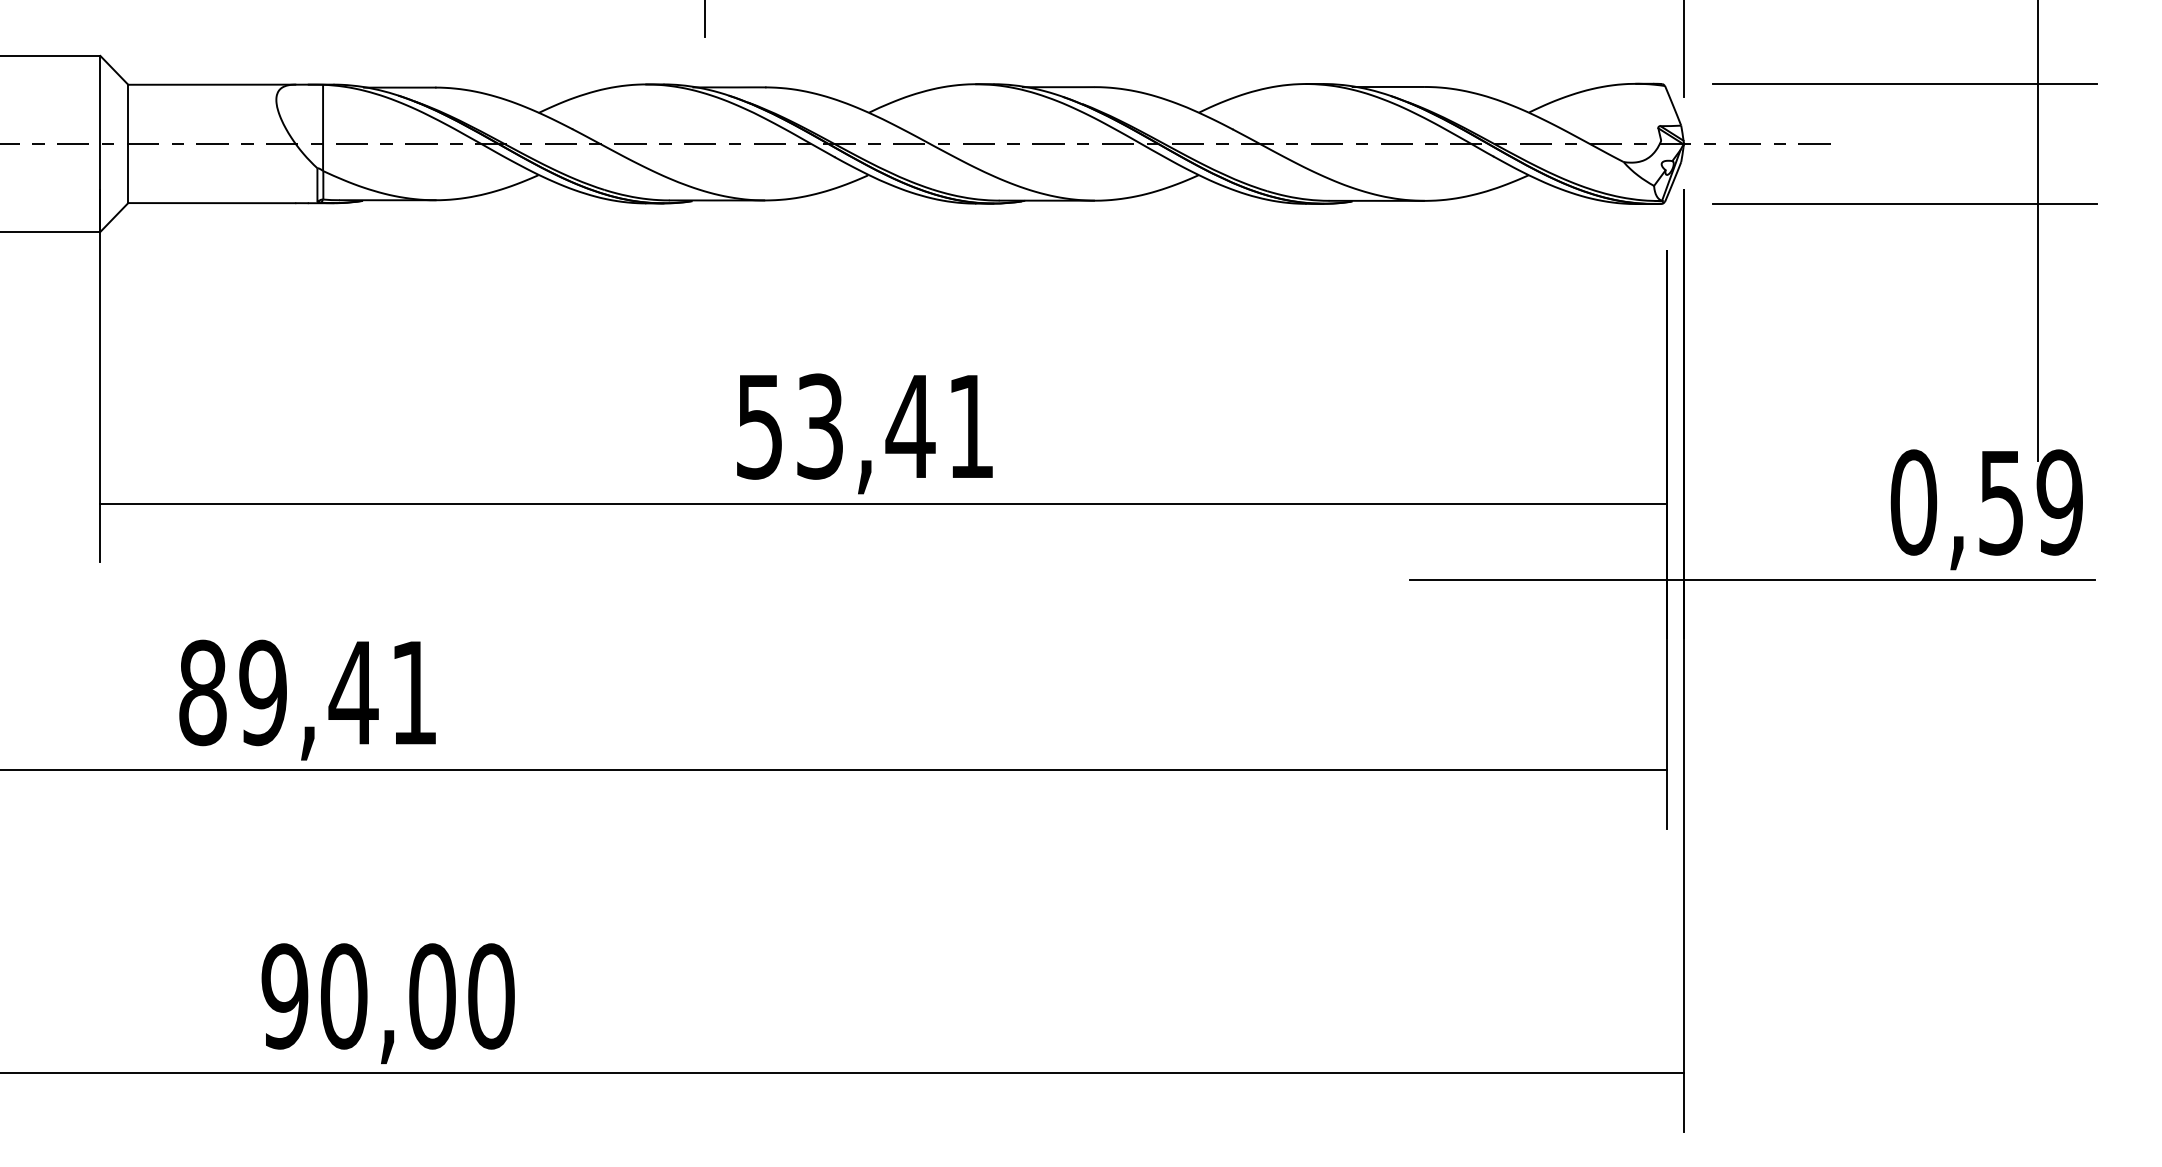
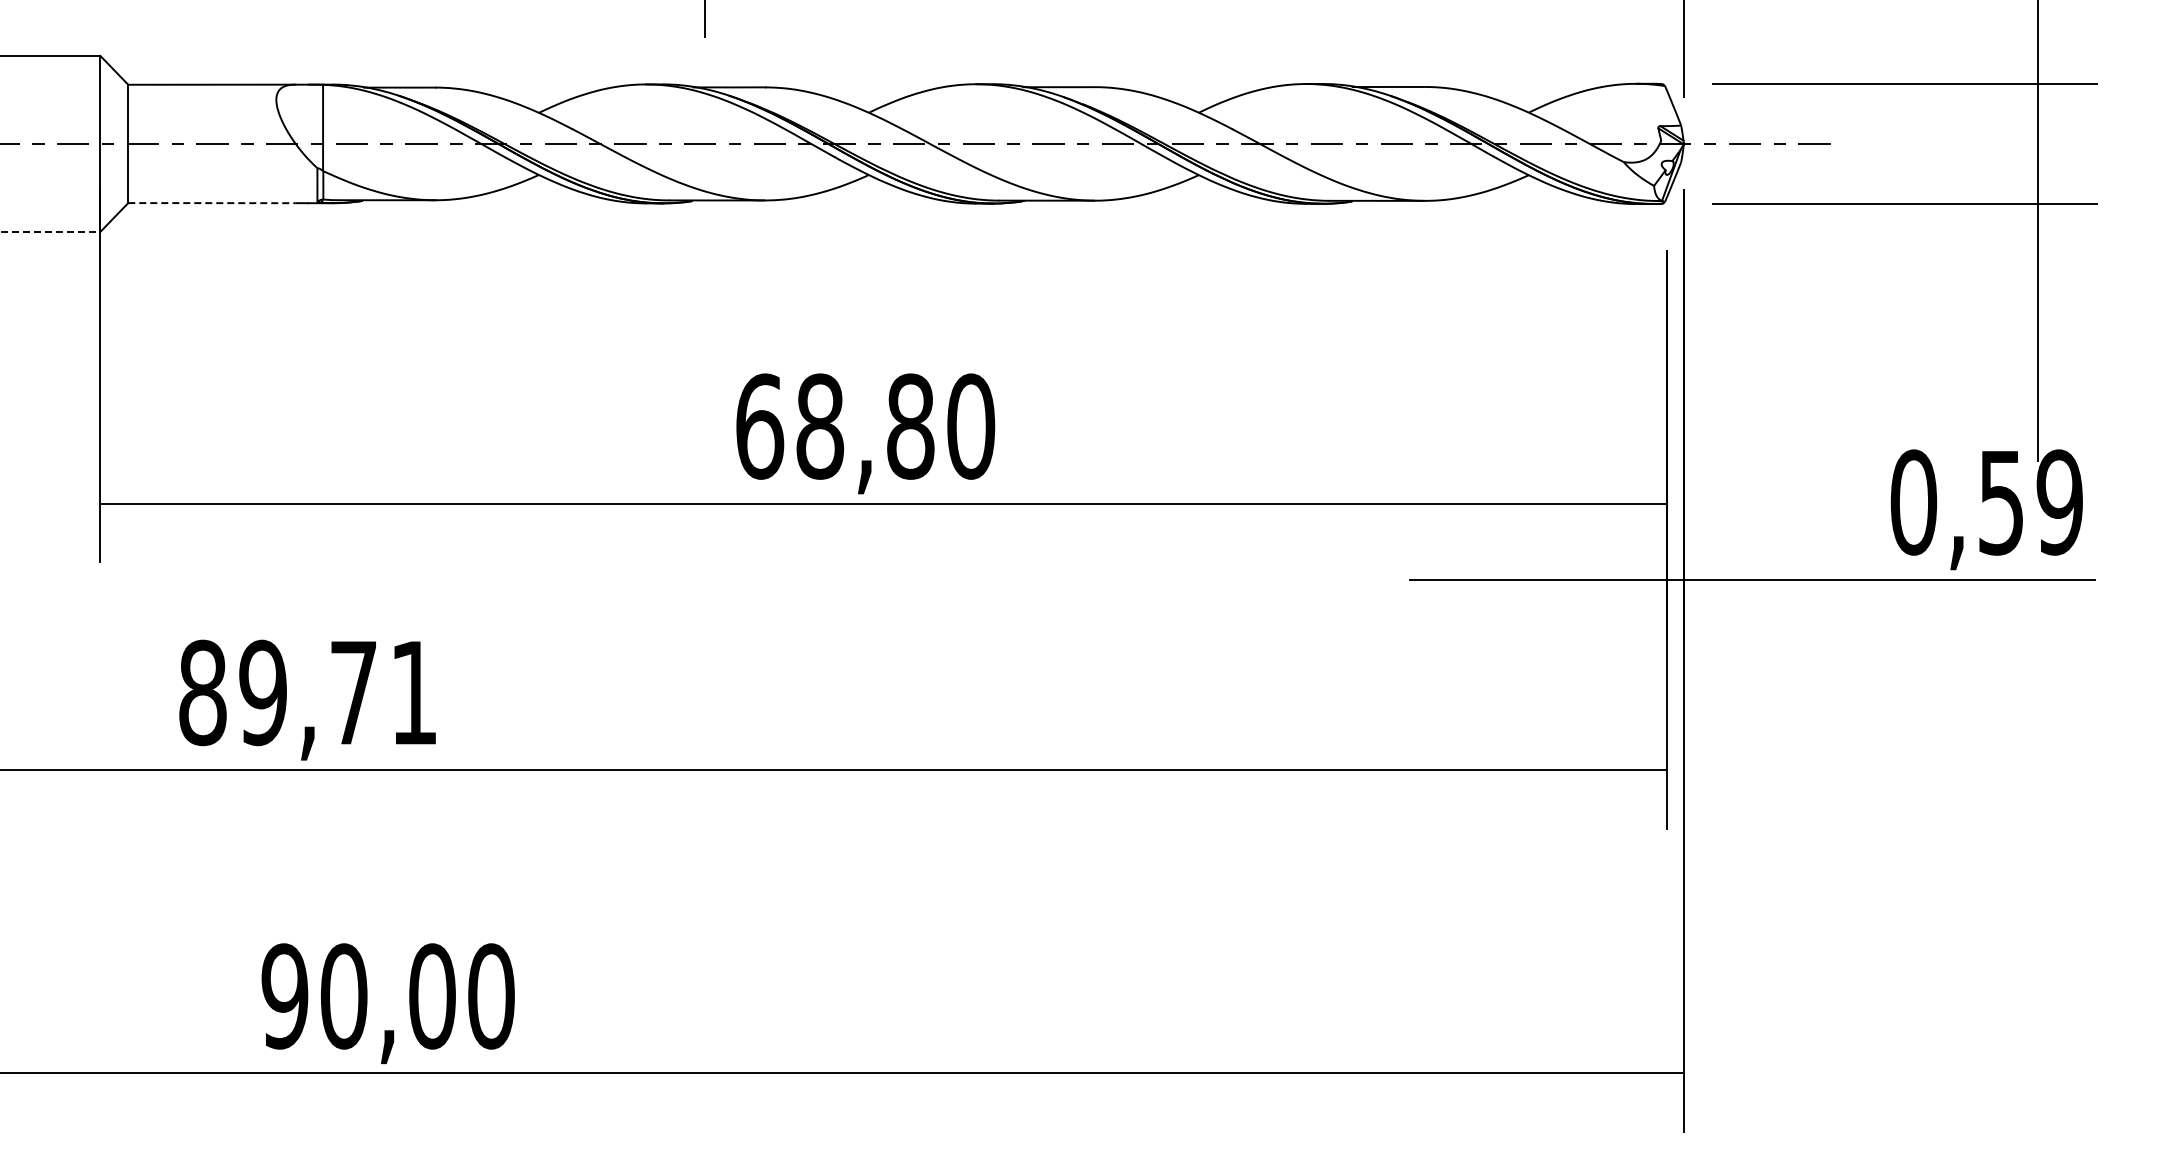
line: solid -> dashed (211, 203)
line: solid -> dashed (50, 231)
text: 53,41 -> 68,80 (865, 426)
text: 89,41 -> 89,71 (353, 692)
